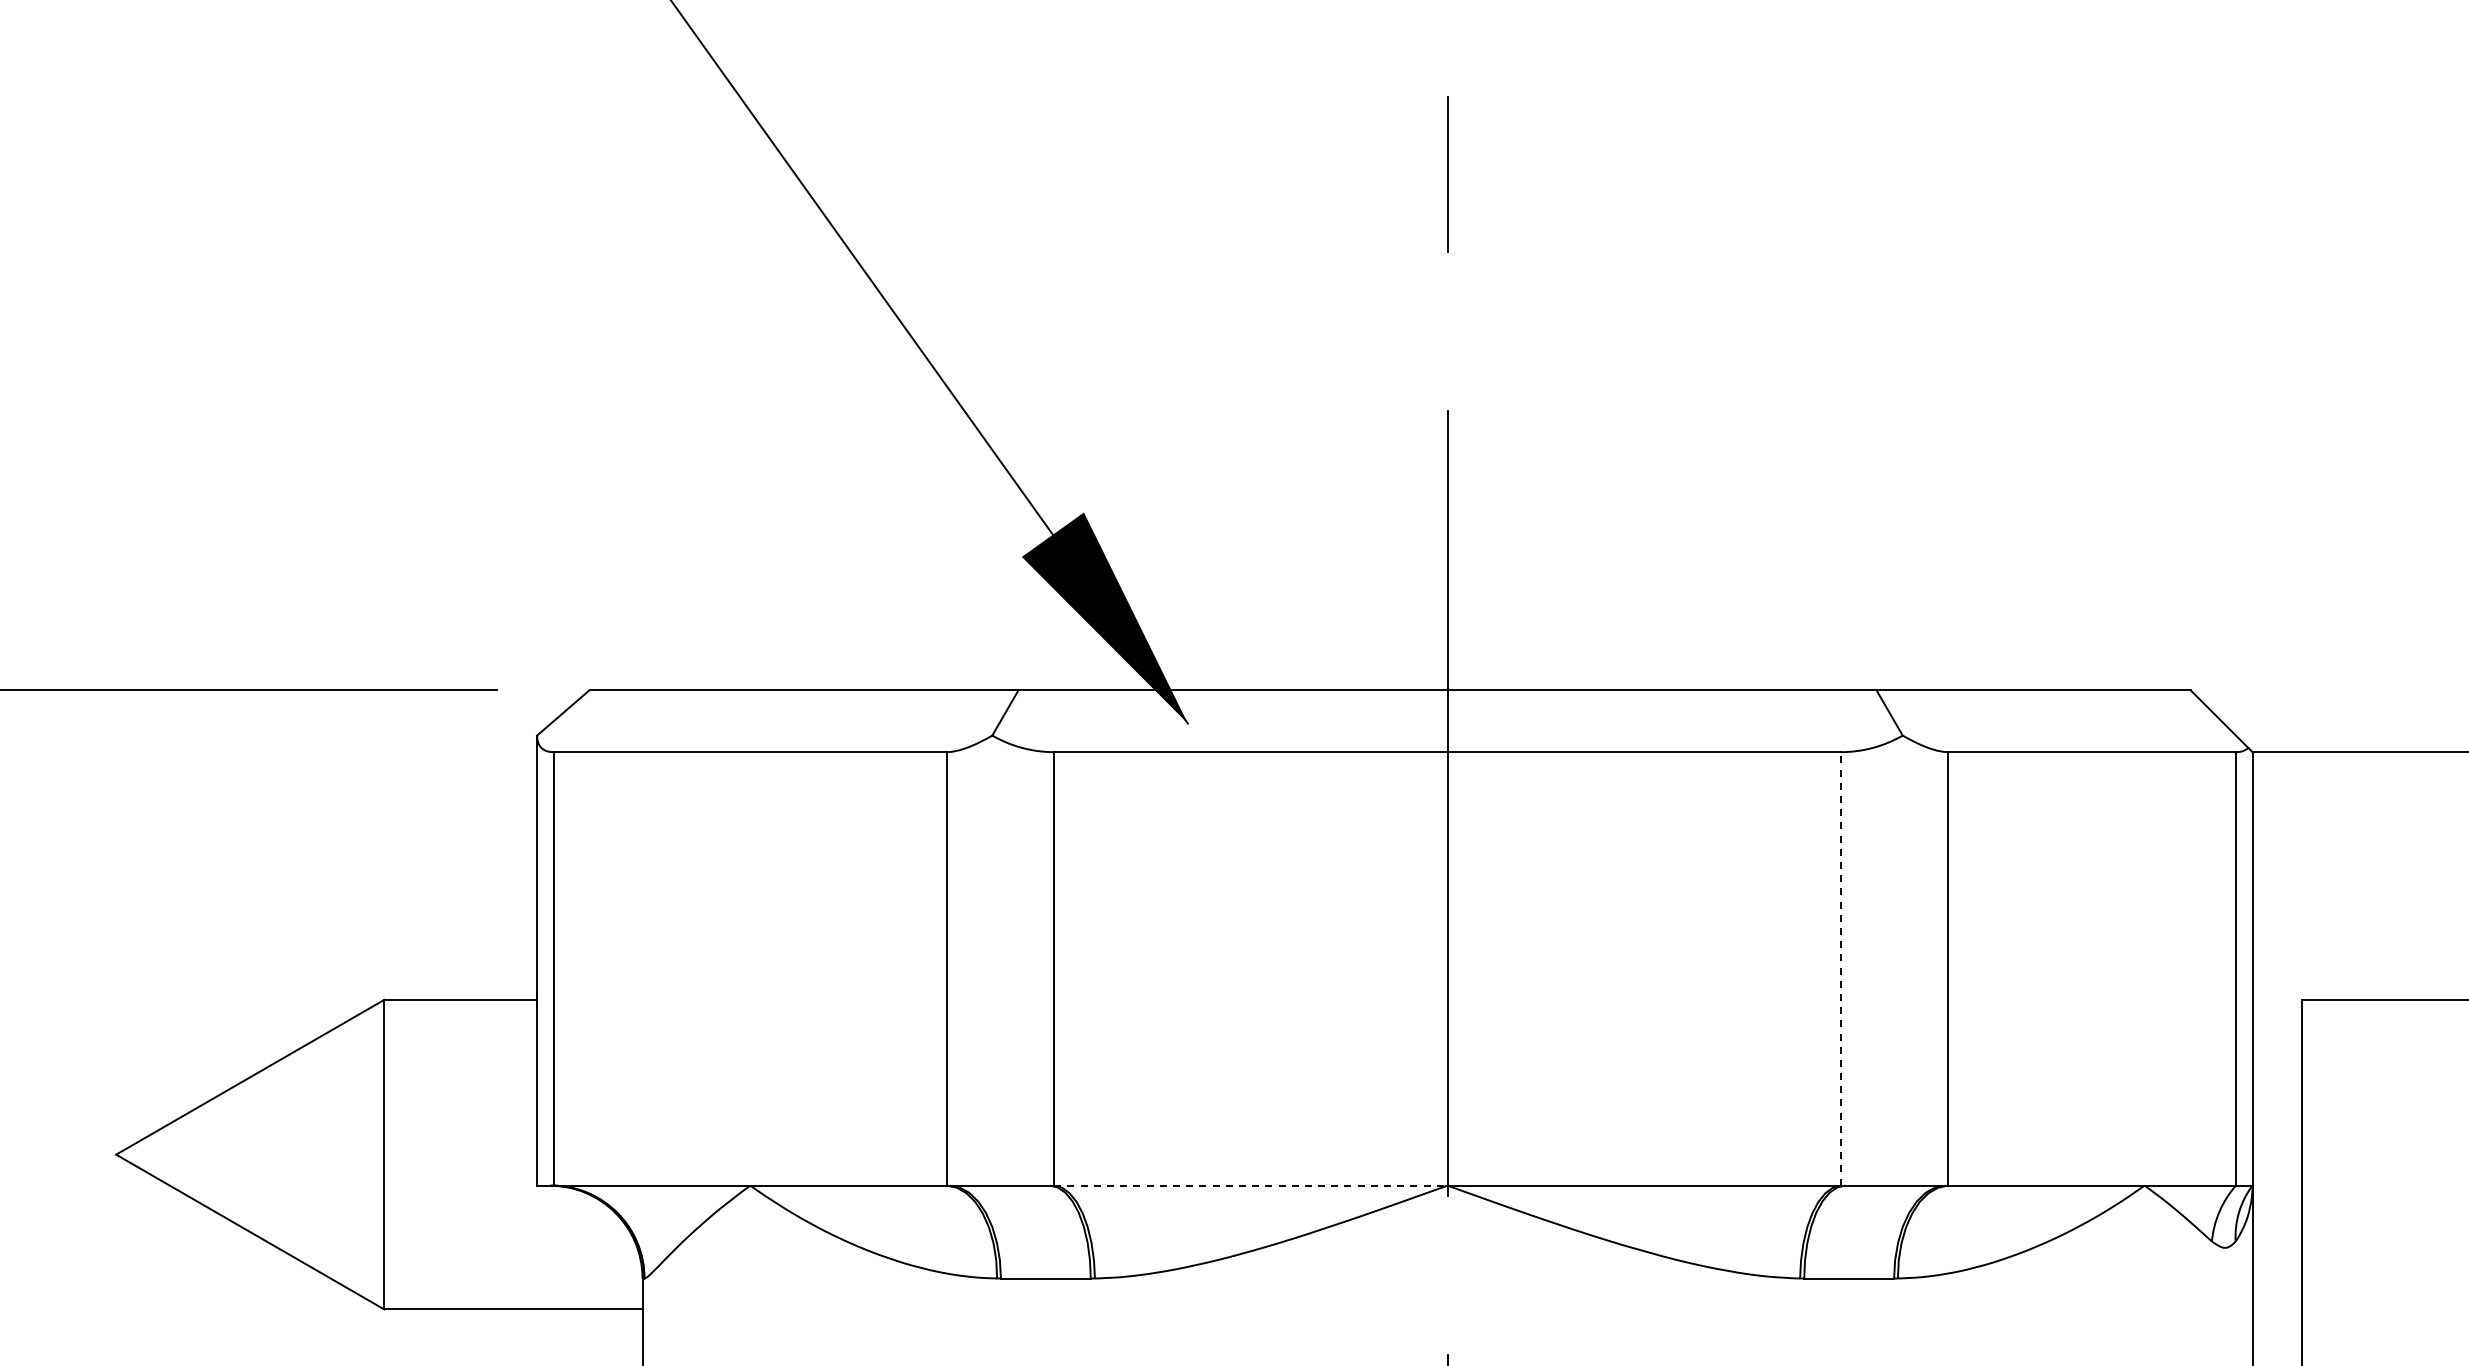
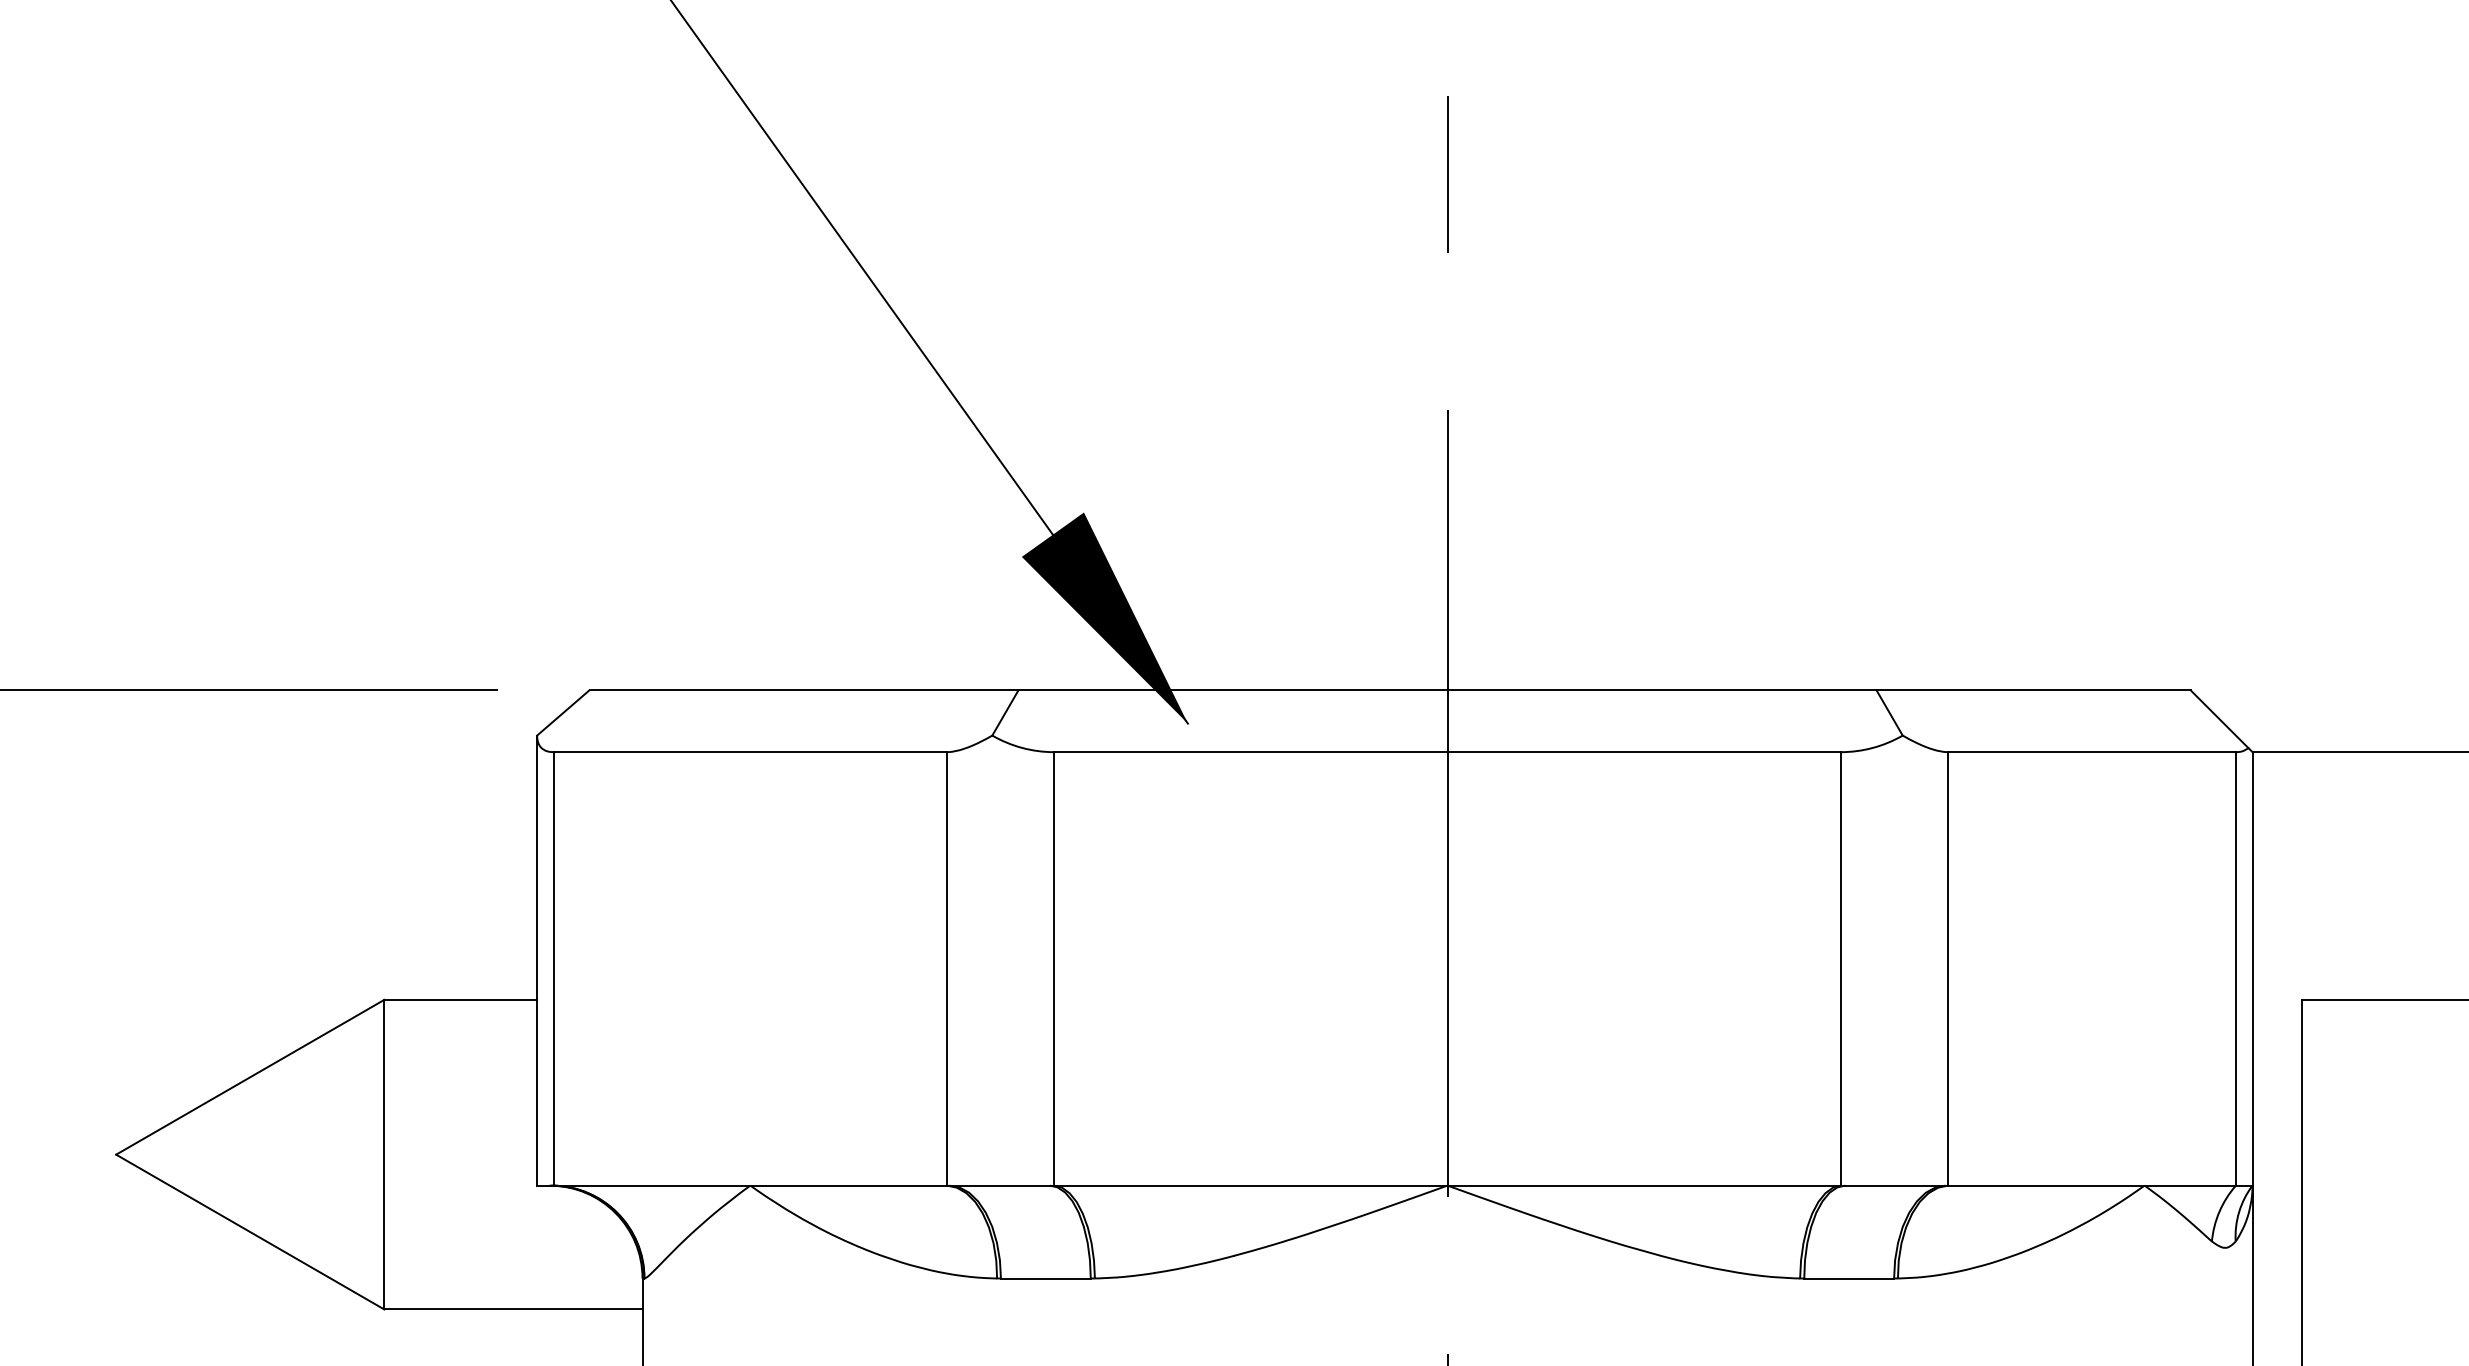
line: dashed -> solid (1840, 968)
line: dashed -> solid (1250, 1185)
